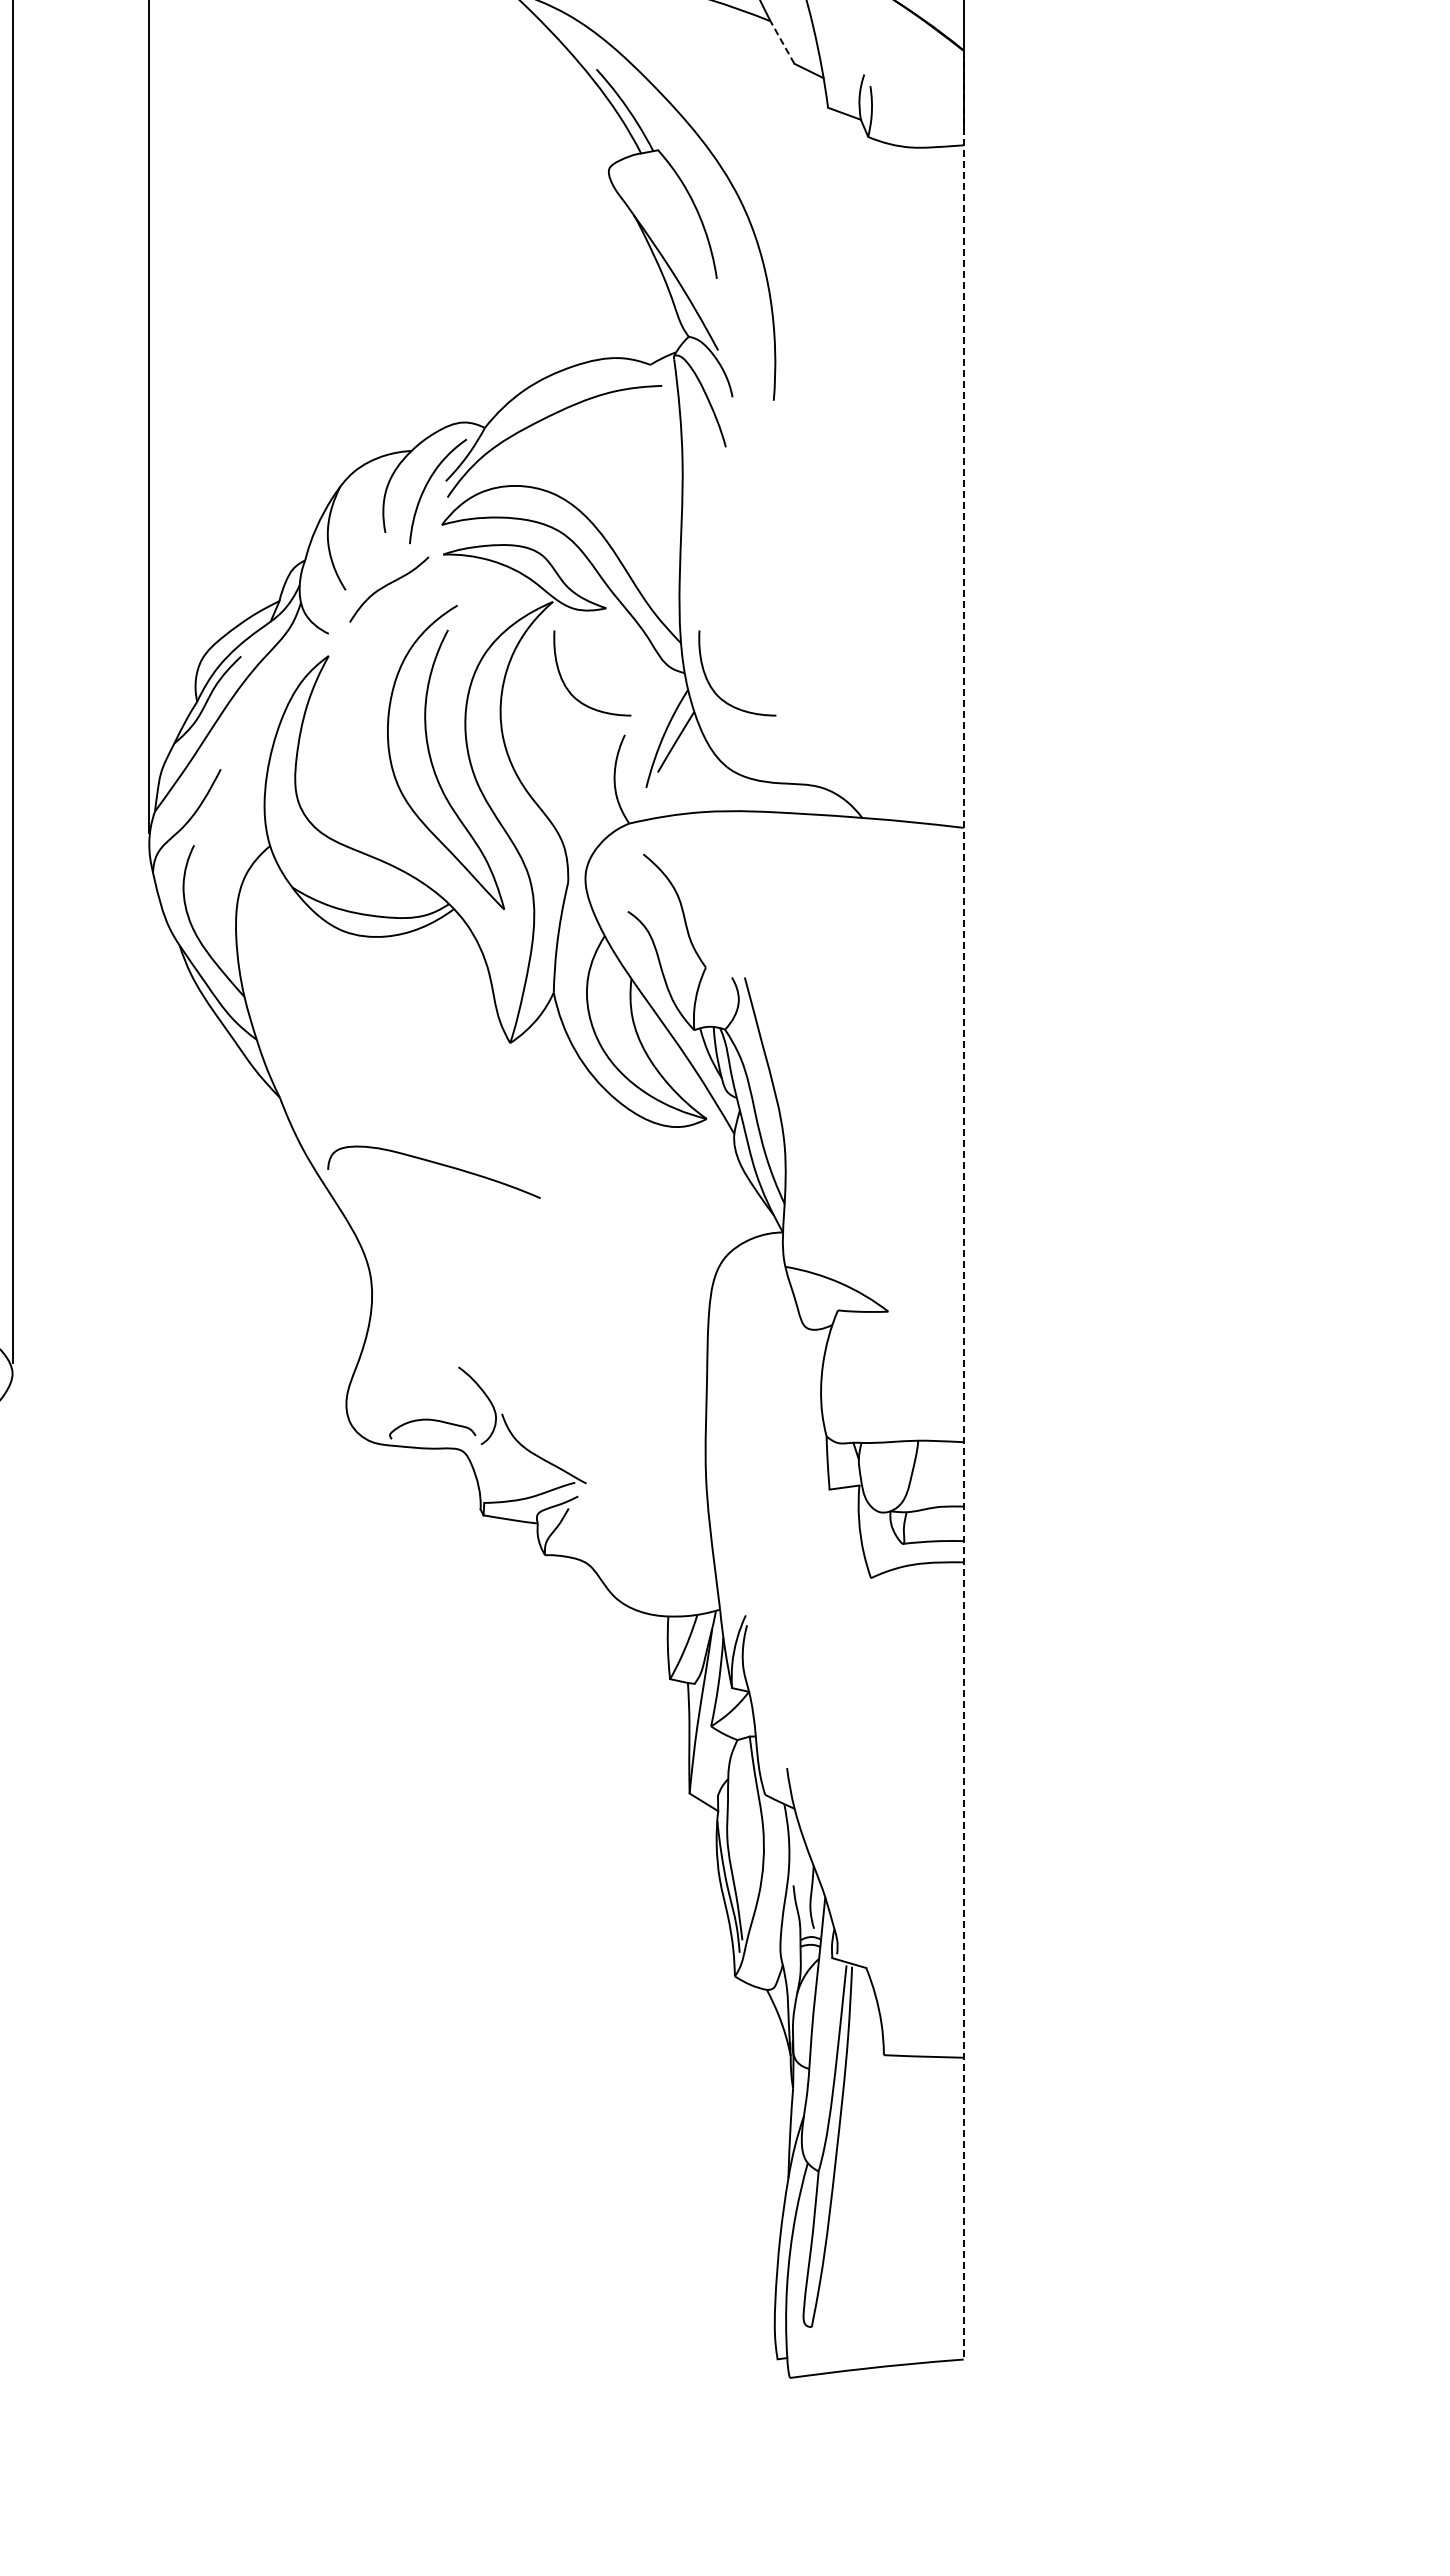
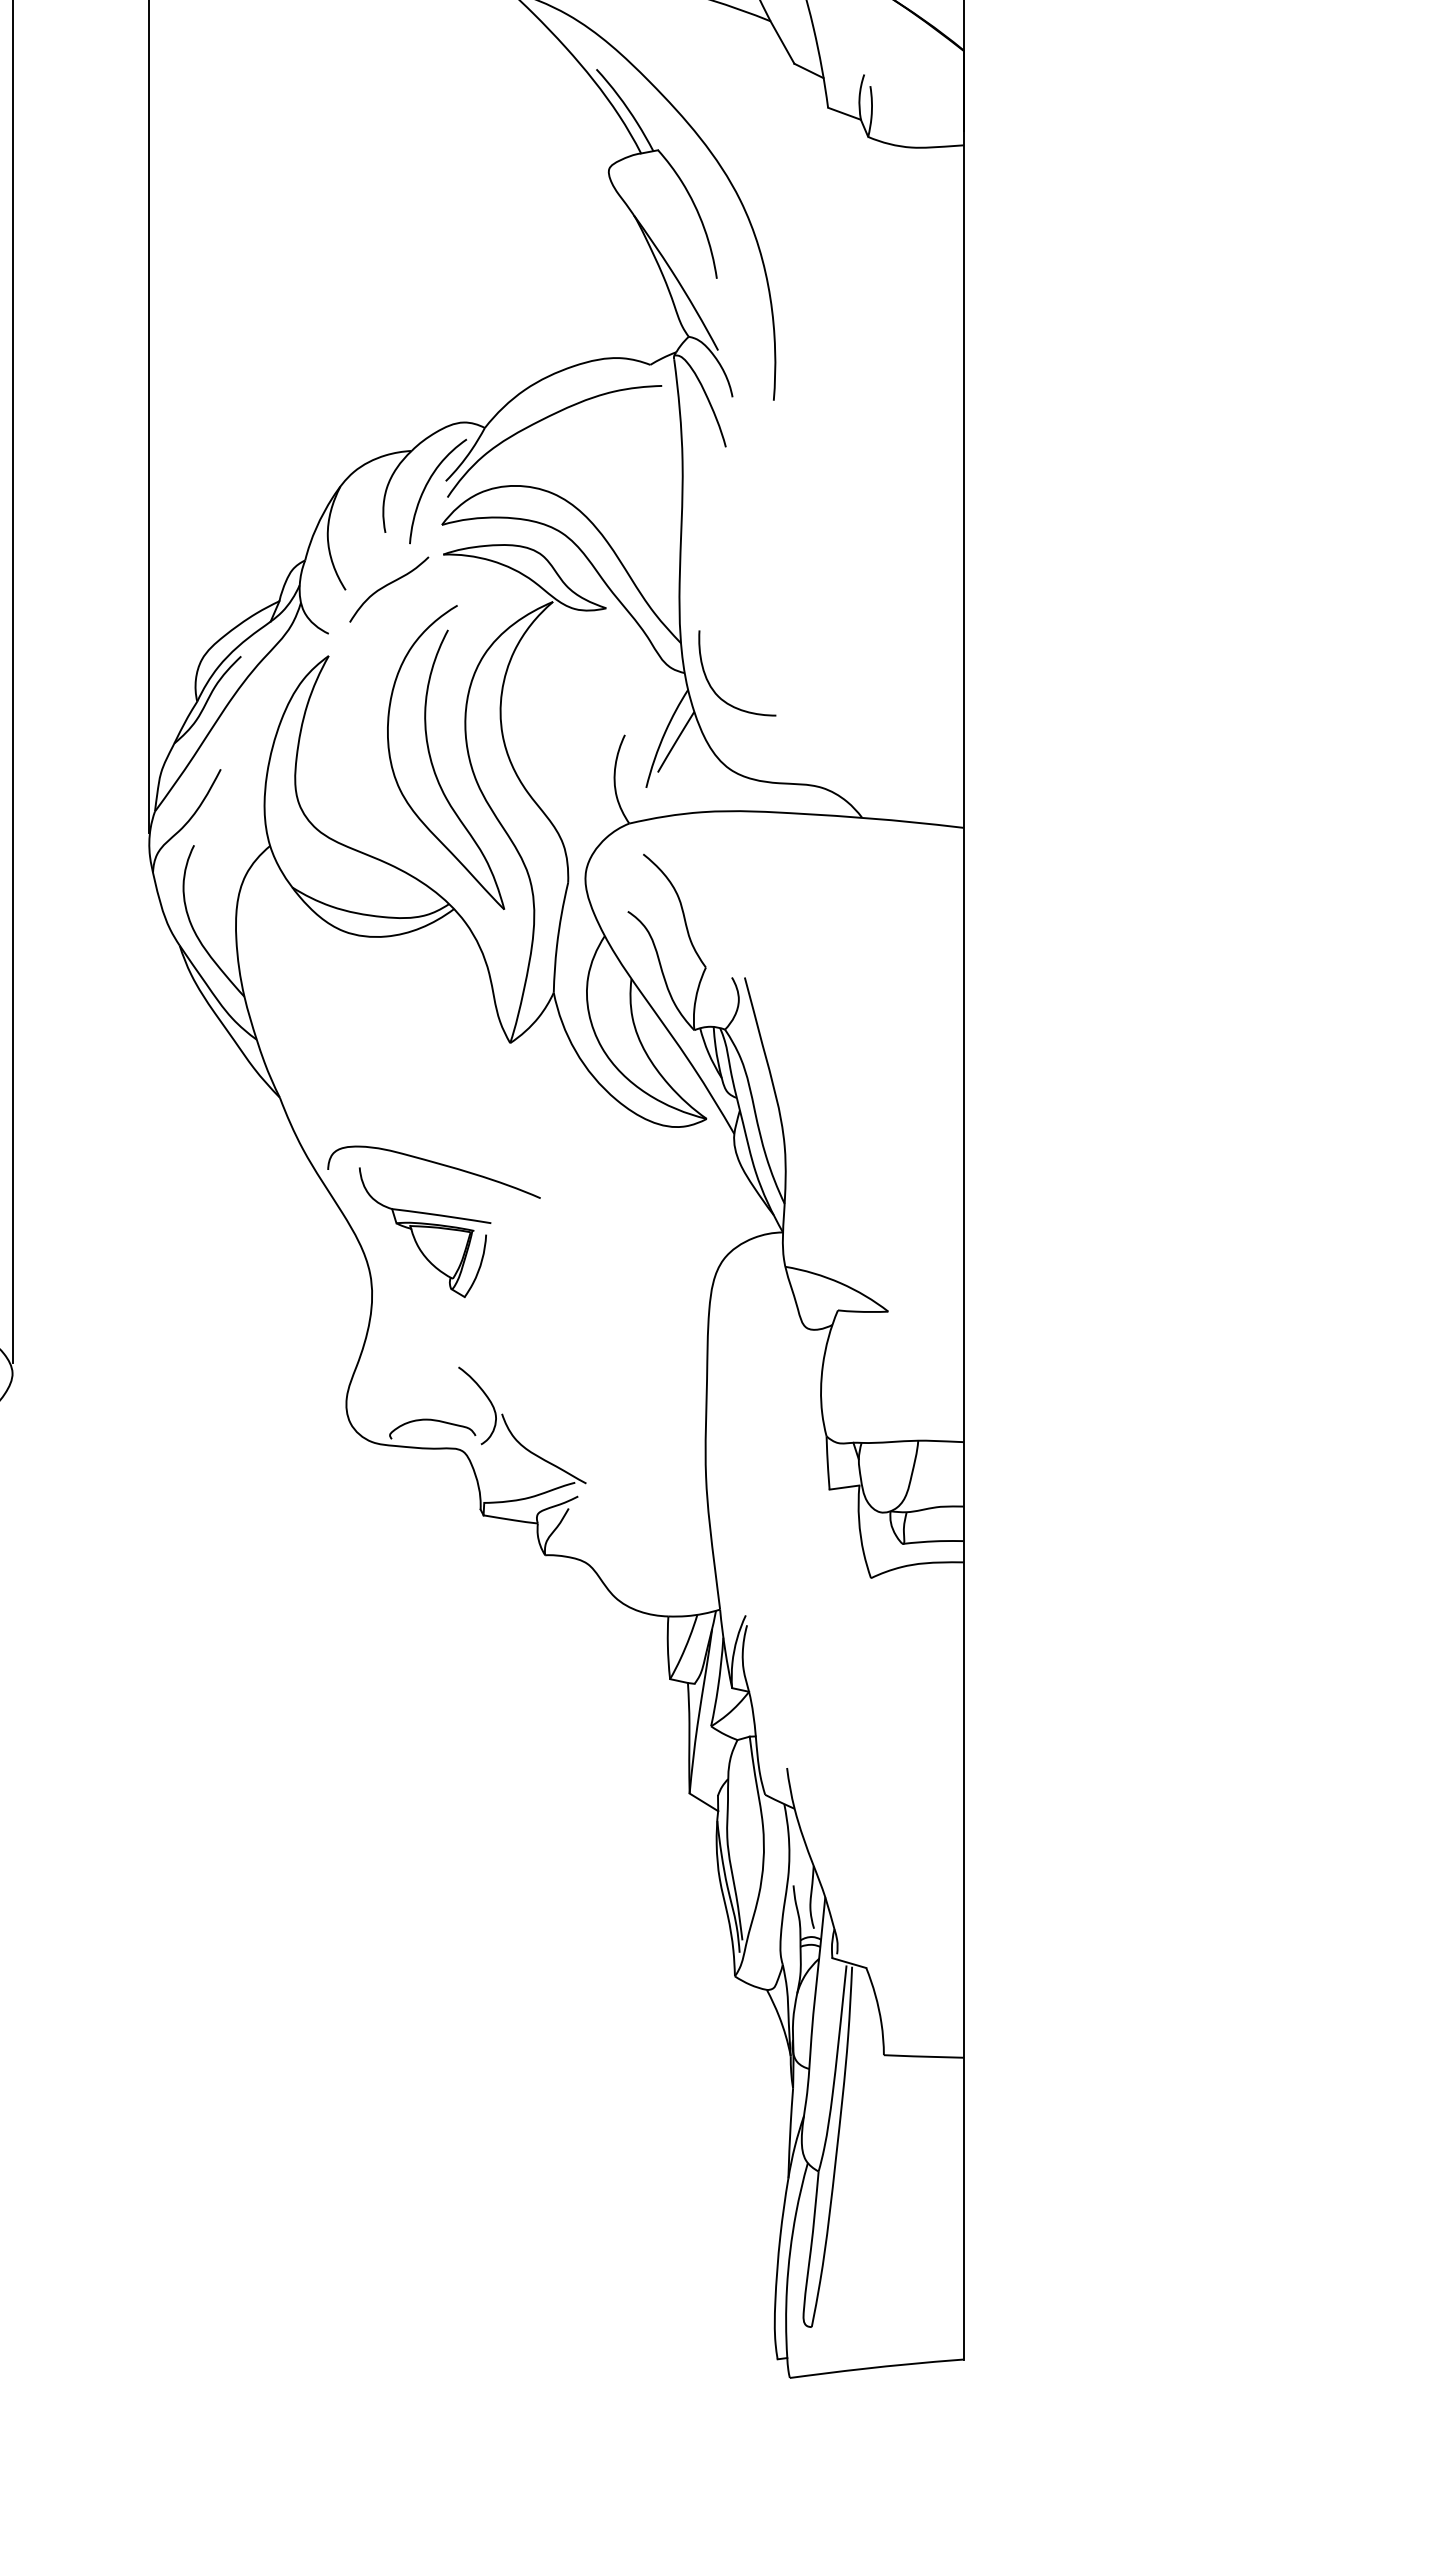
line: dashed -> solid (782, 42)
curve: present -> none (568, 688)
line: dashed -> solid (963, 1205)
part: none -> present (425, 1232)
